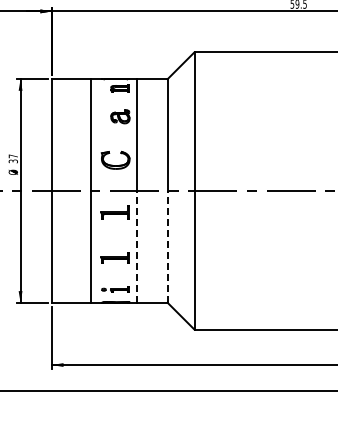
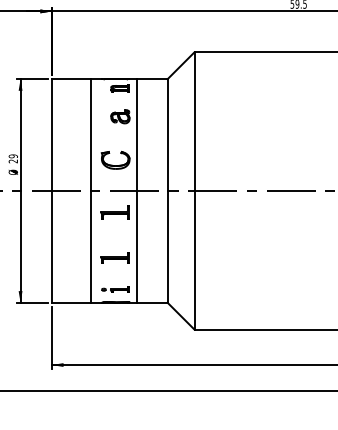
text: 37 -> 29 (12, 158)
line: dashed -> solid (136, 246)
line: dashed -> solid (167, 246)
